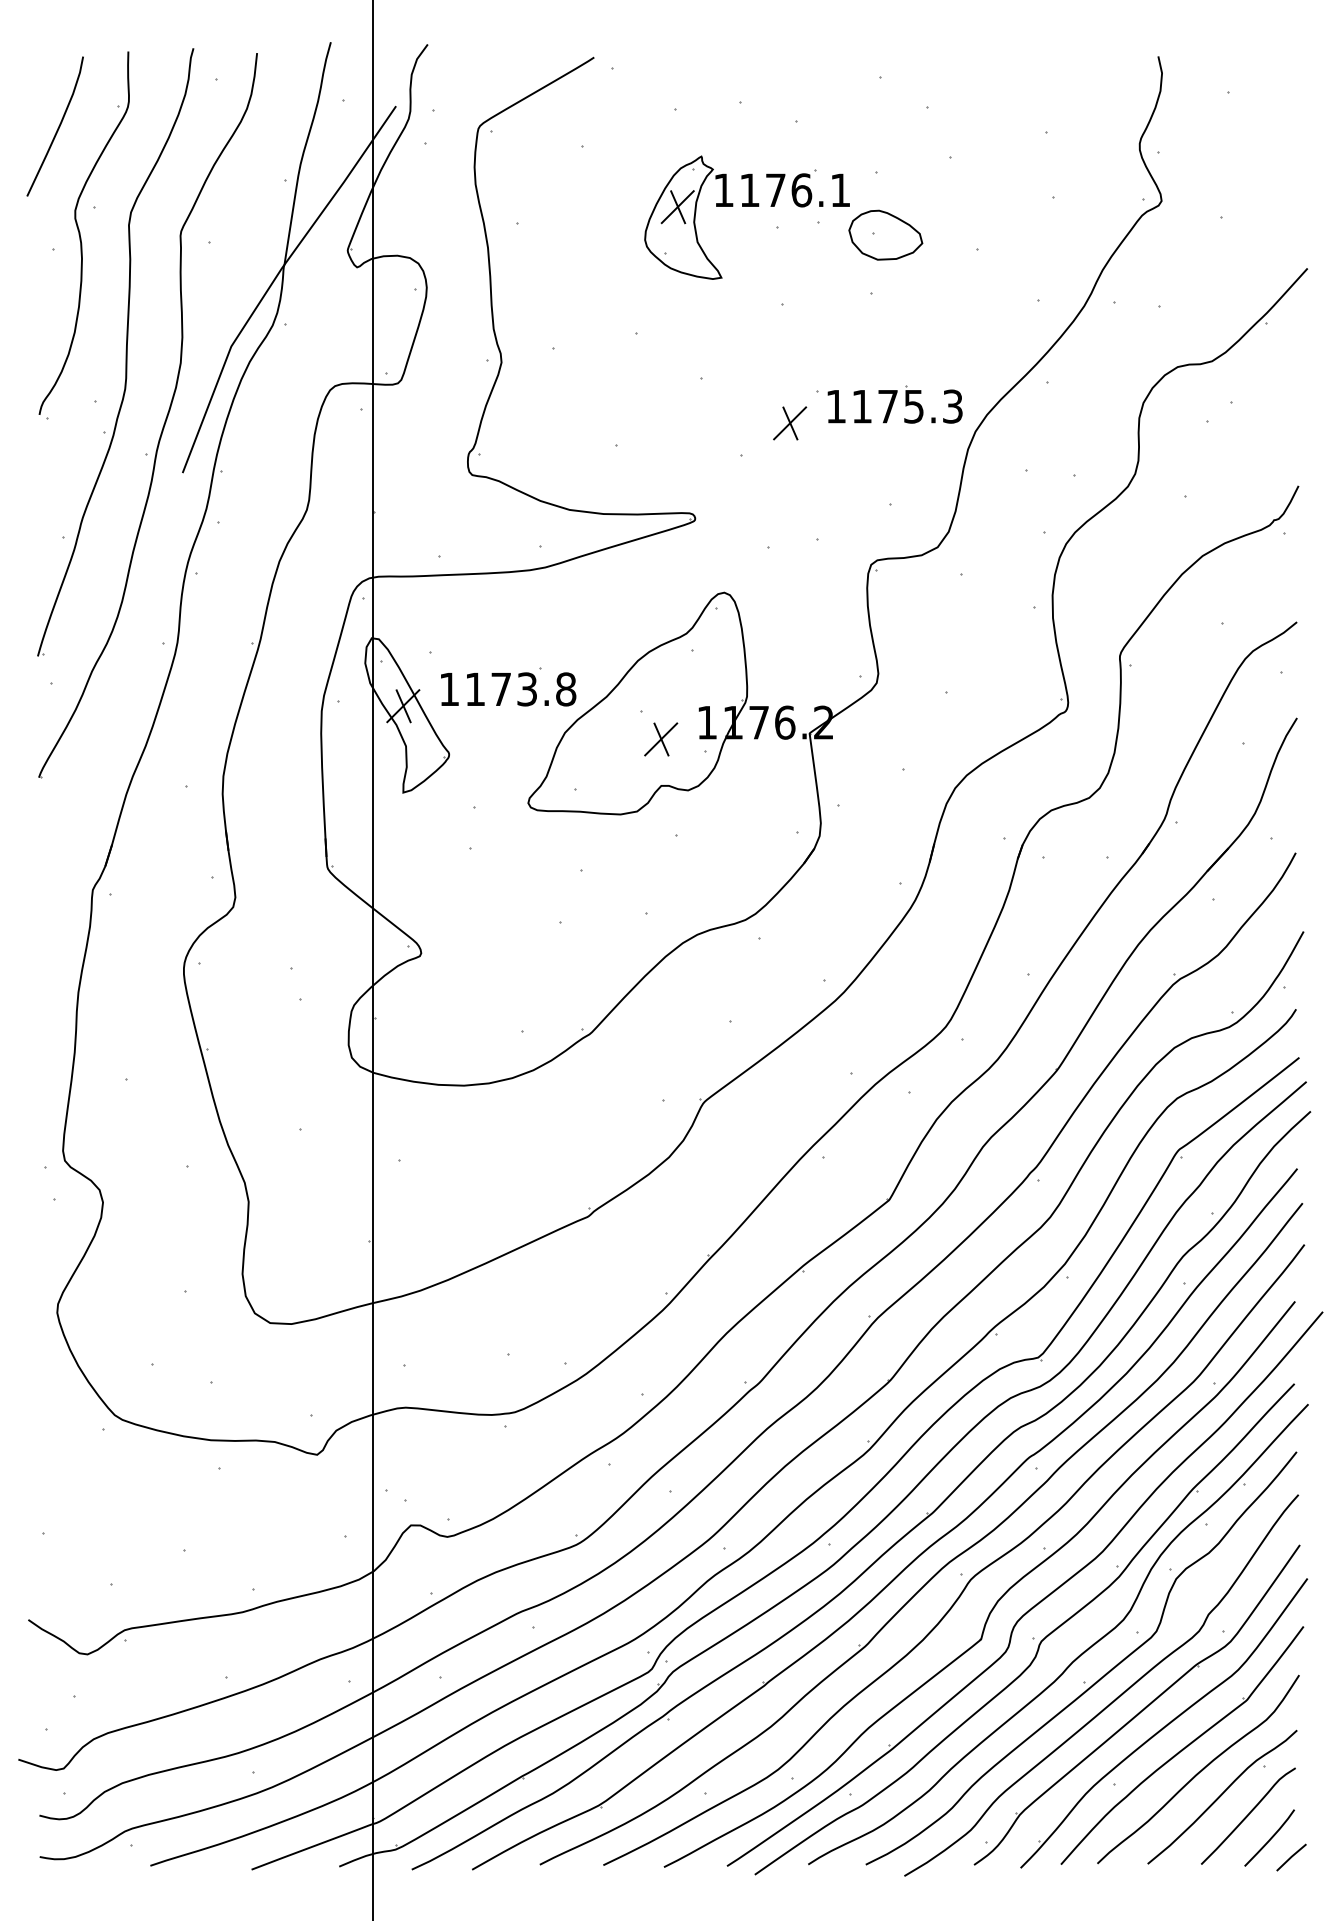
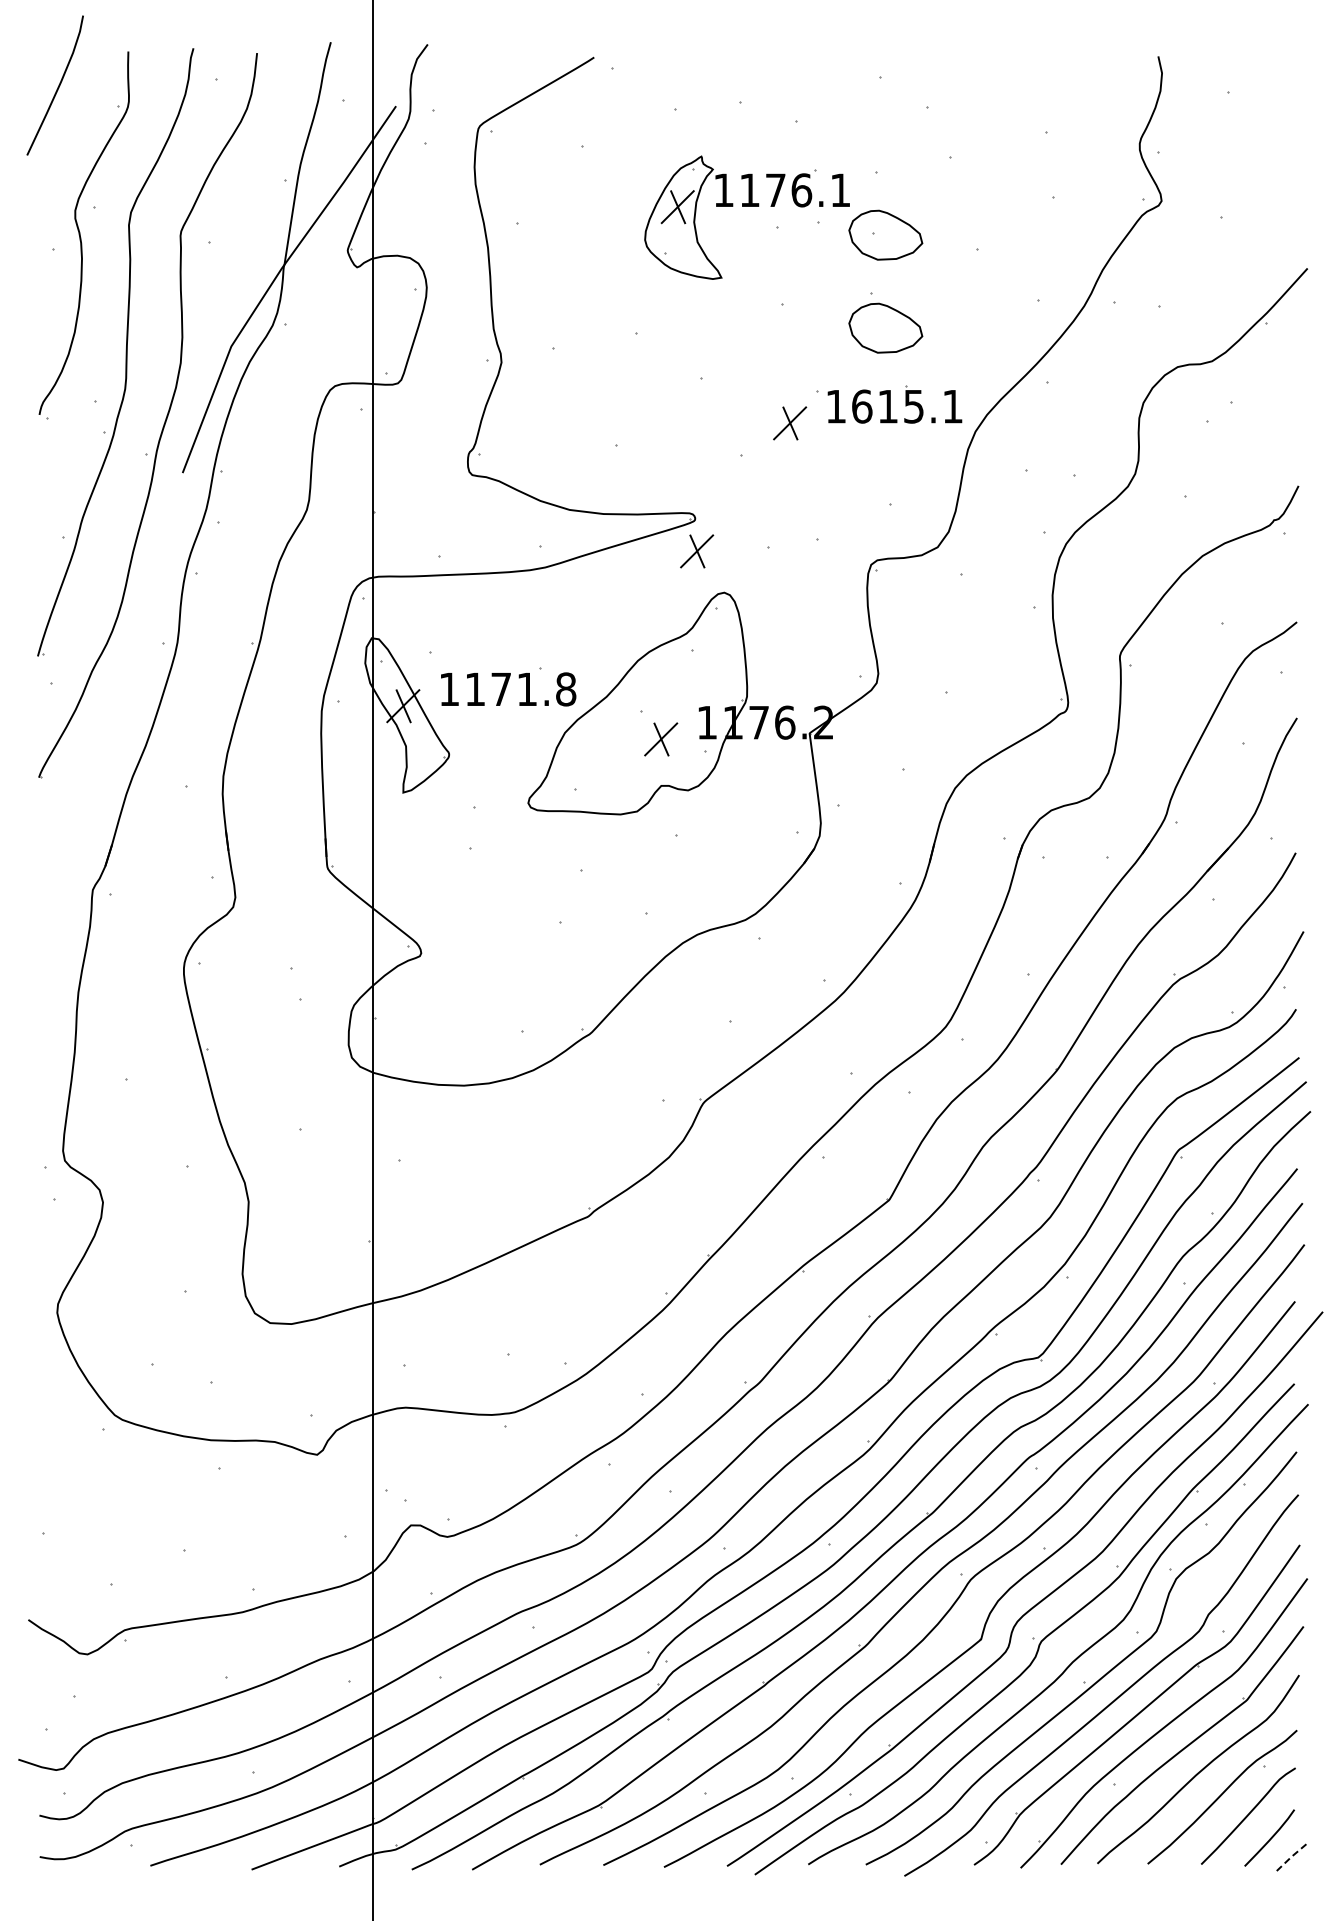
curve position: (57, 128) -> (57, 87) (57, 87)
part: none -> present (885, 327)
text: 1175.3 -> 1615.1 (907, 406)
part: none -> present (697, 551)
text: 1173.8 -> 1171.8 (526, 689)
line: solid -> dashed (1291, 1856)
